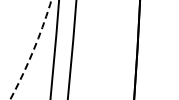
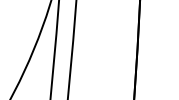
arc: dashed -> solid (33, 50)
